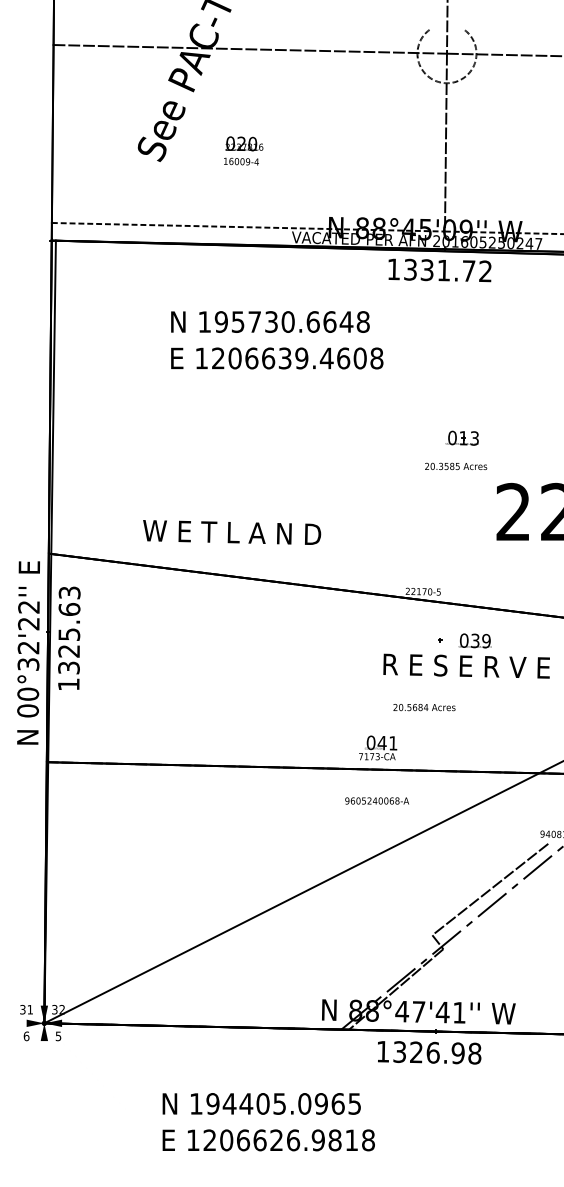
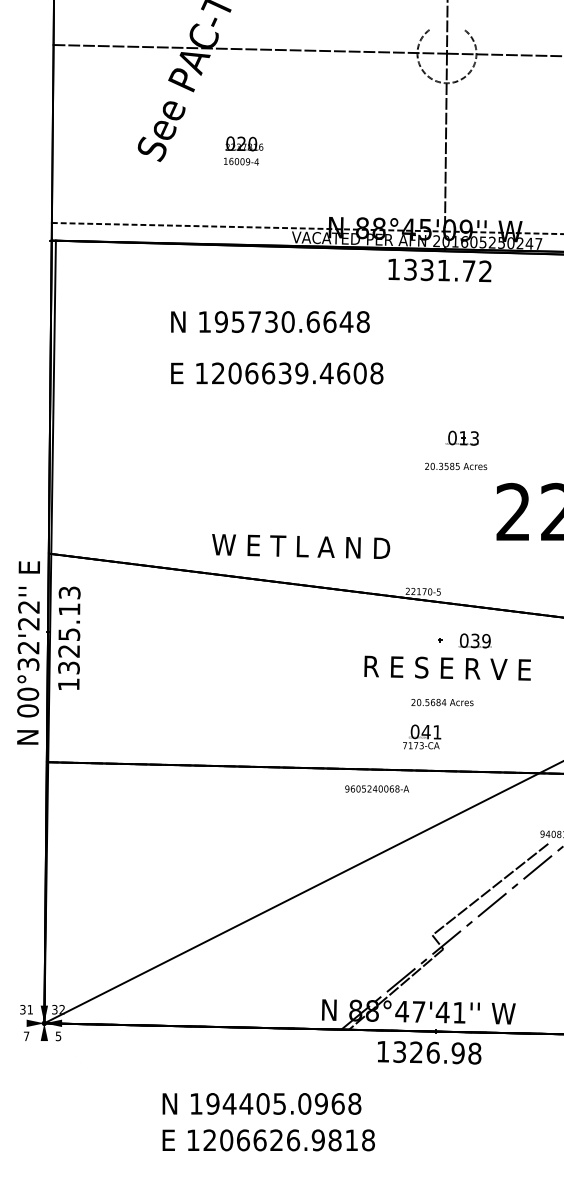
text position: (277, 358) -> (277, 373) (277, 373)
text position: (232, 532) -> (301, 546) (301, 546)
text: 1325.63 -> 1325.13 (69, 609)
text position: (466, 665) -> (447, 667) (447, 667)
text position: (424, 707) -> (442, 702) (442, 702)
text position: (378, 747) -> (422, 736) (422, 736)
text position: (376, 800) -> (376, 788) (376, 788)
text: 6 -> 7 (26, 1036)
text: 194405.0965 -> 194405.0968 (354, 1103)
